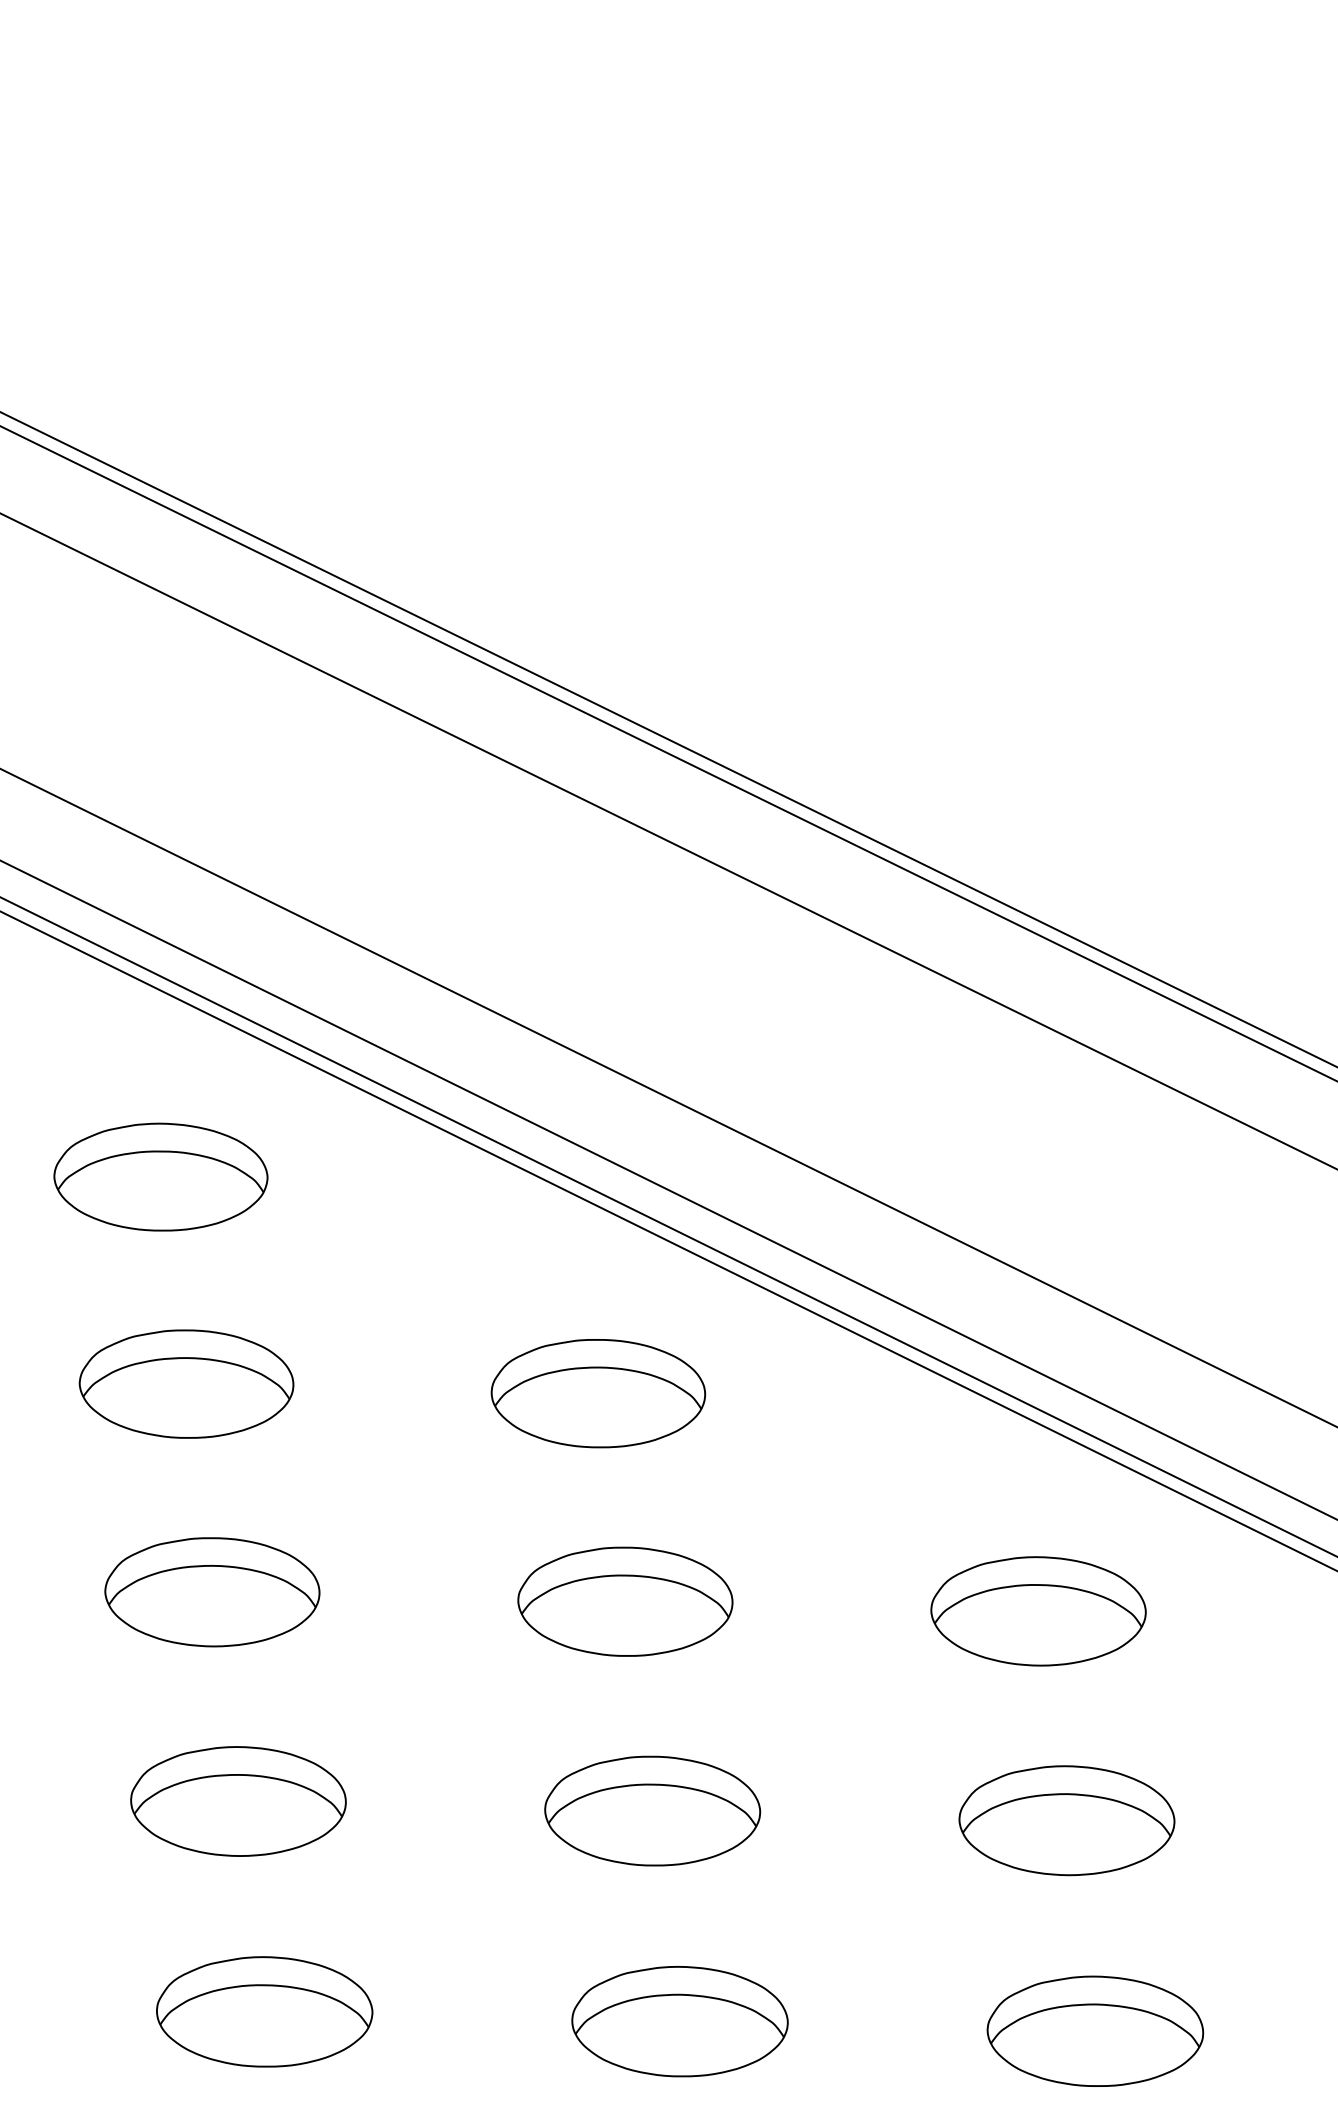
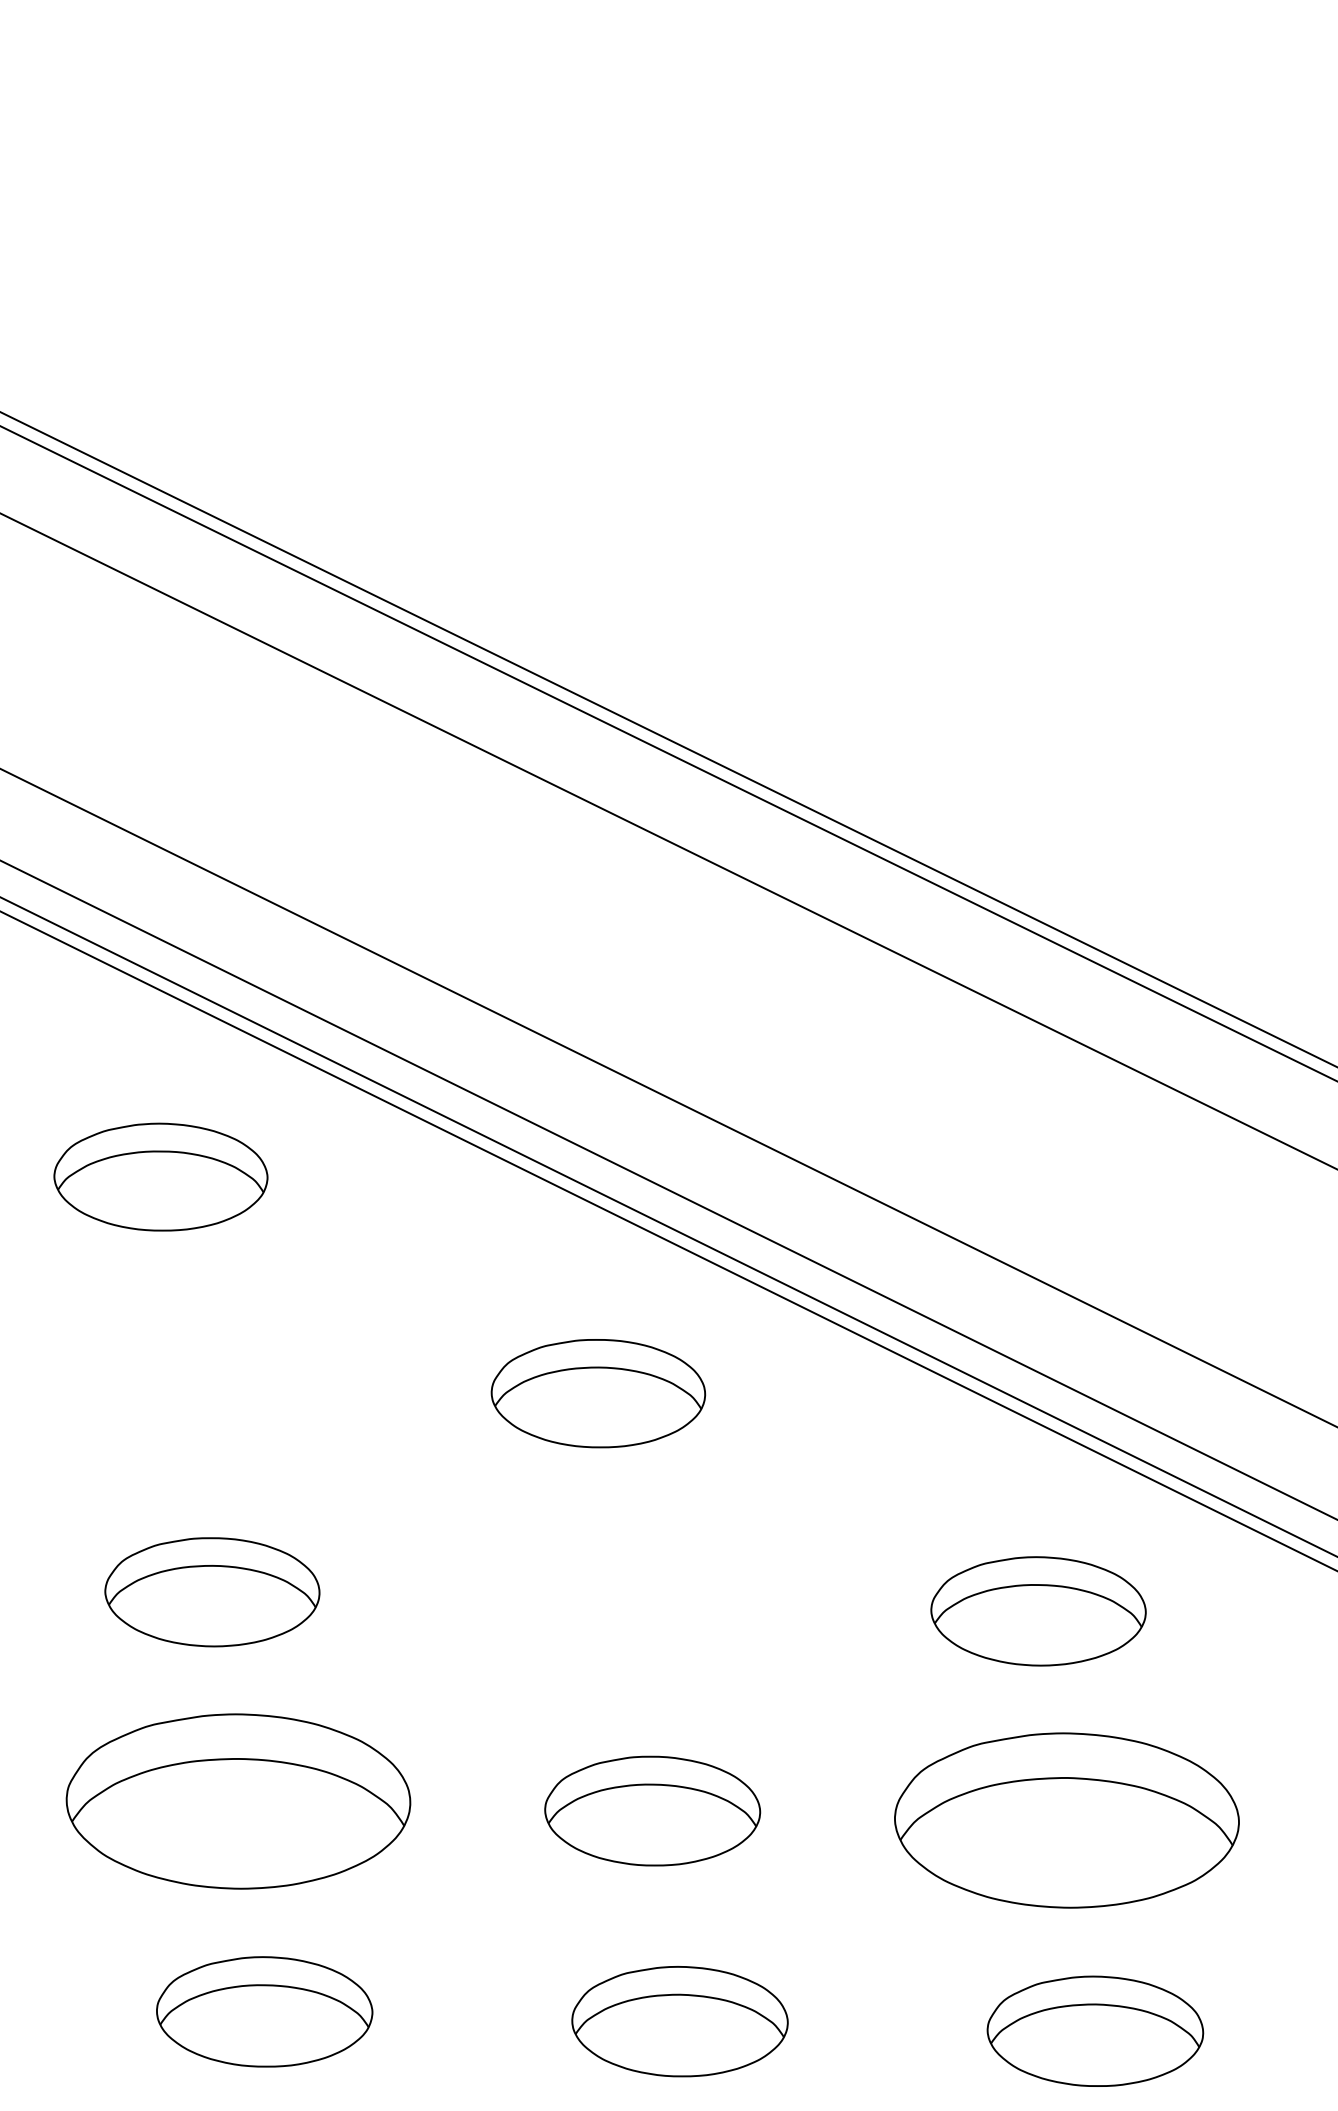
part: present -> none (186, 1383)
part: present -> none (625, 1601)
part size: 217x111 px -> 347x177 px (238, 1801)
part size: 218x112 px -> 346x177 px (1066, 1820)
